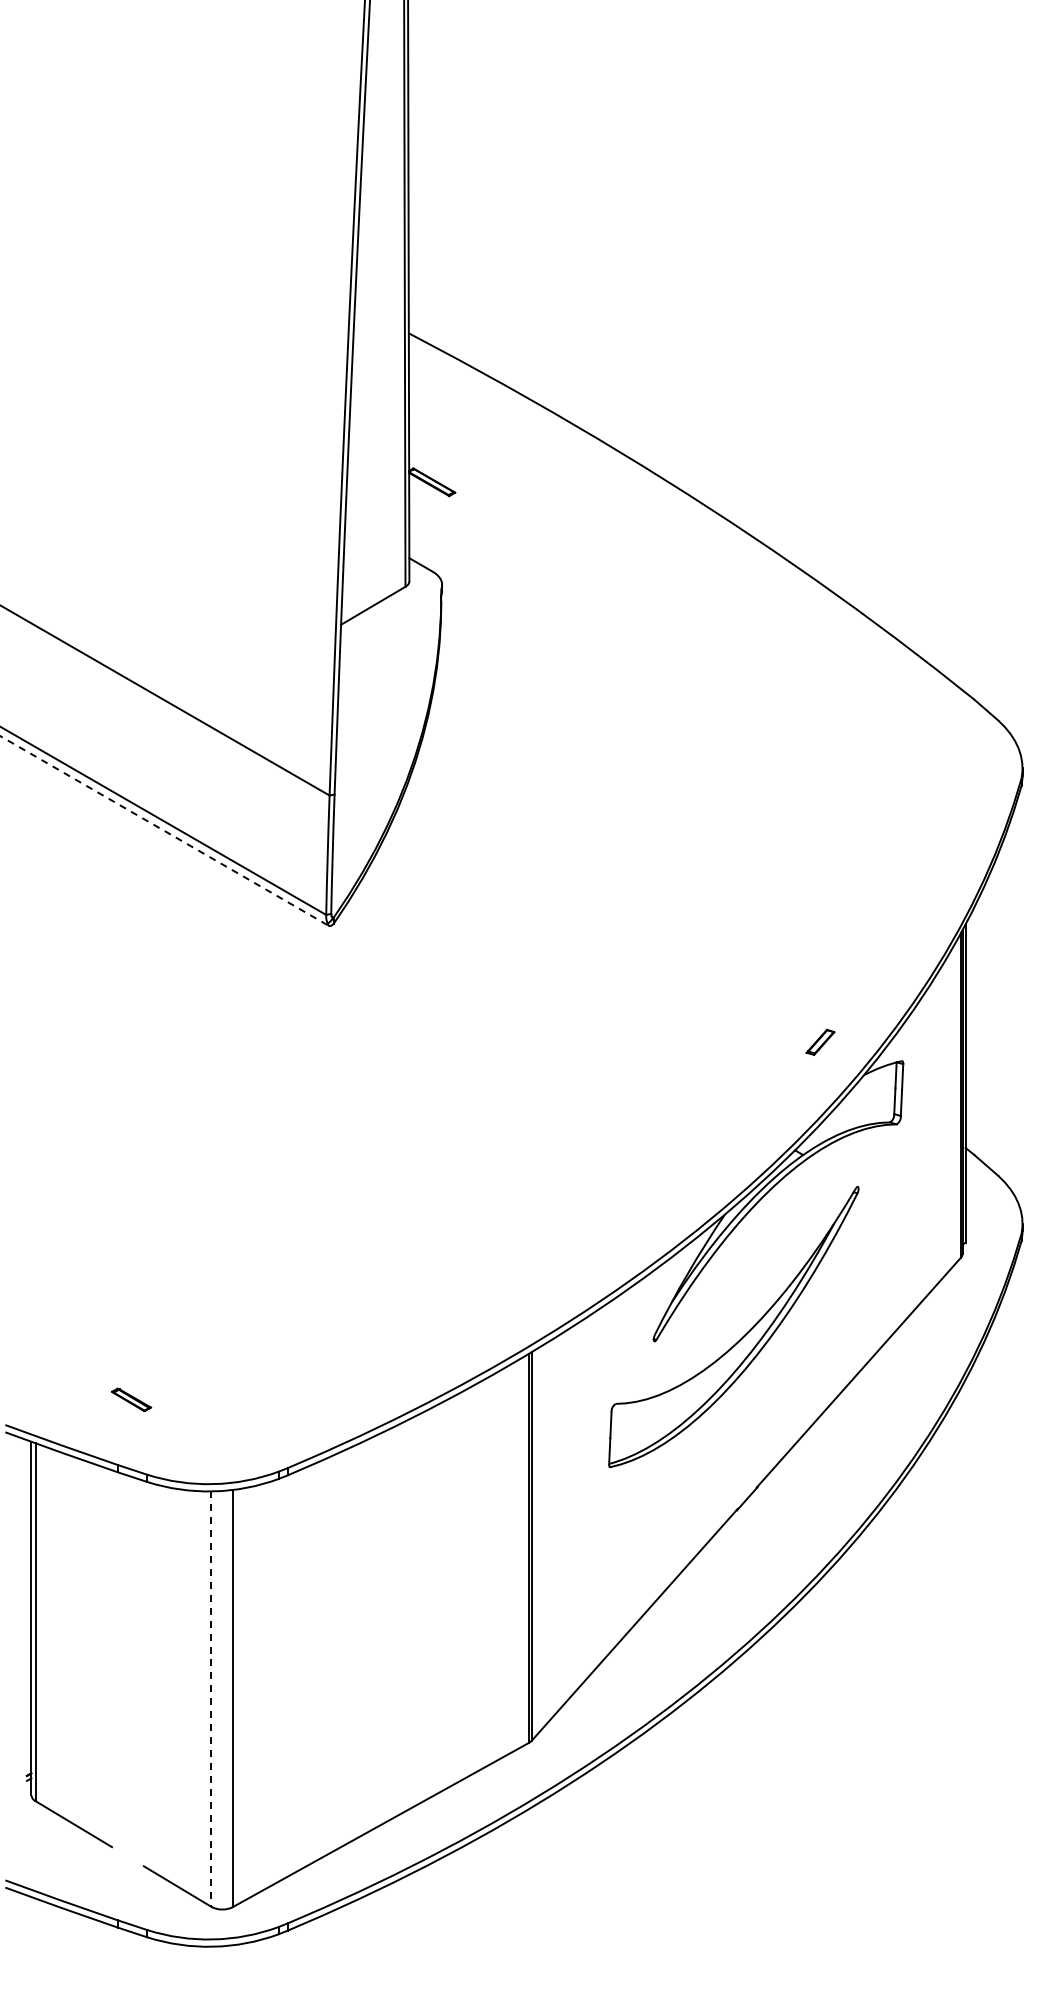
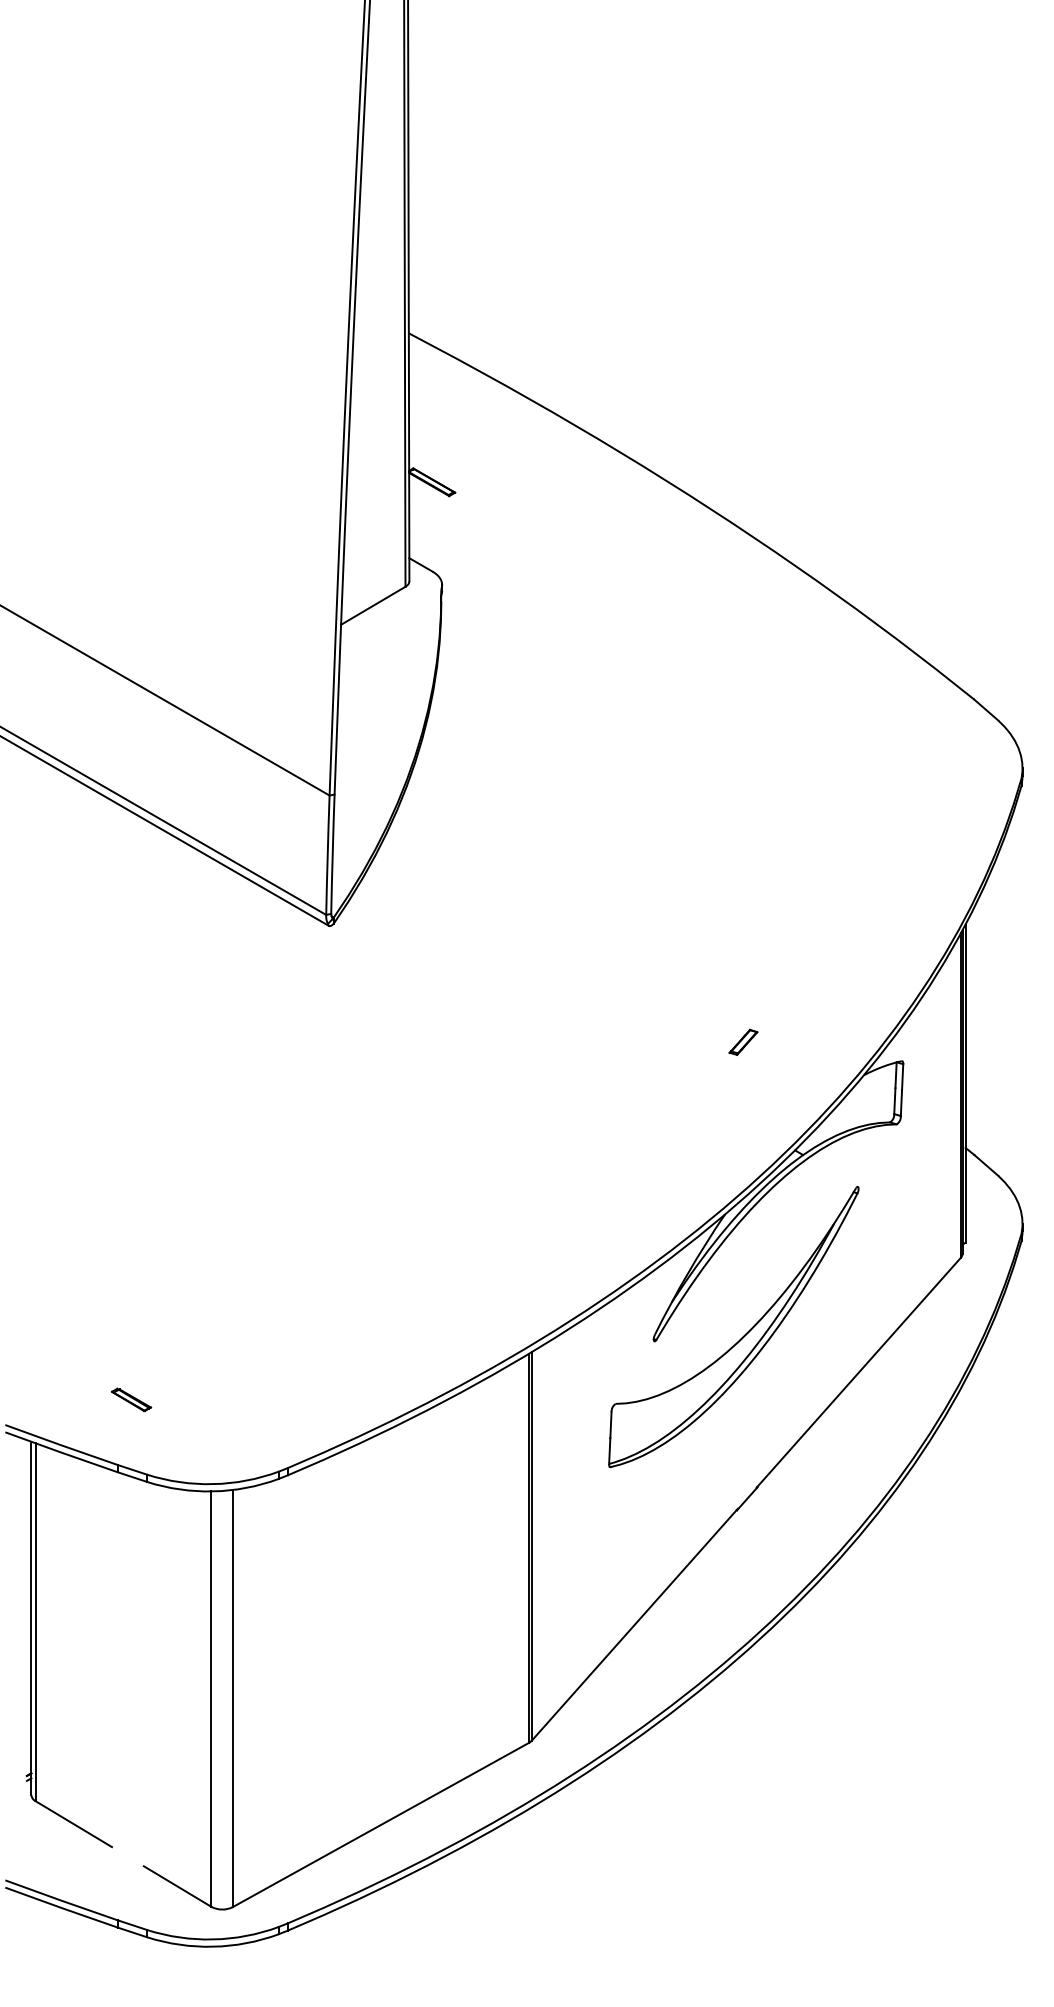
line: dashed -> solid (164, 830)
part position: (820, 1041) -> (743, 1041) (743, 1041)
line: dashed -> solid (211, 1699)
